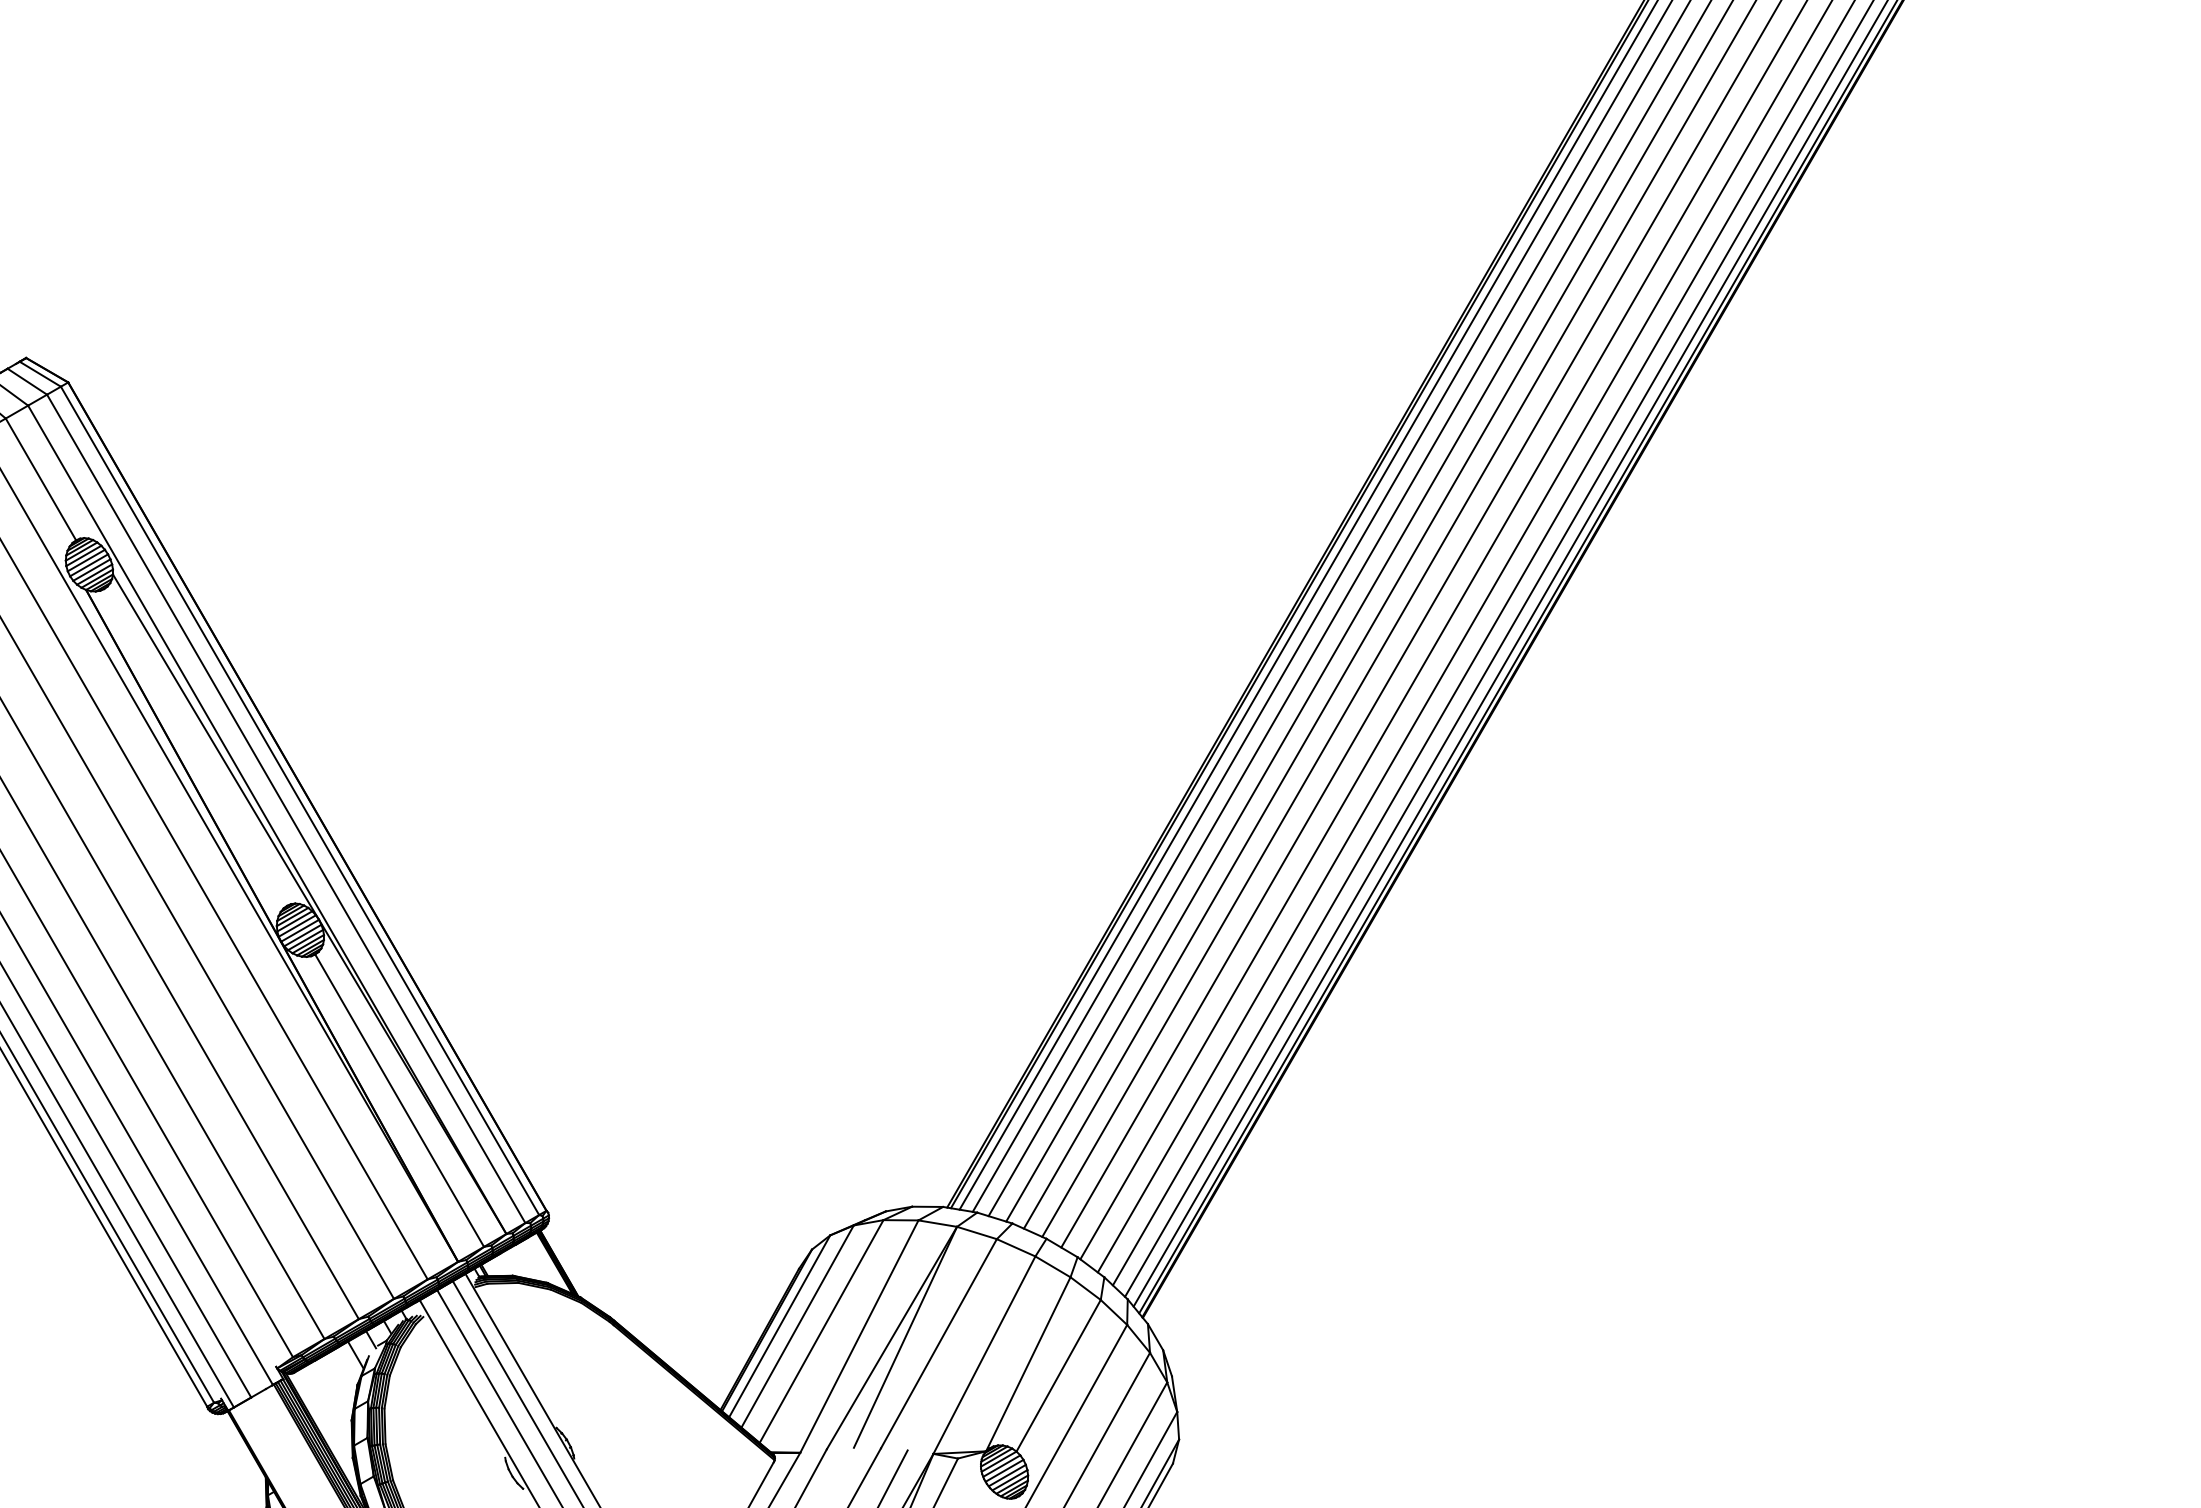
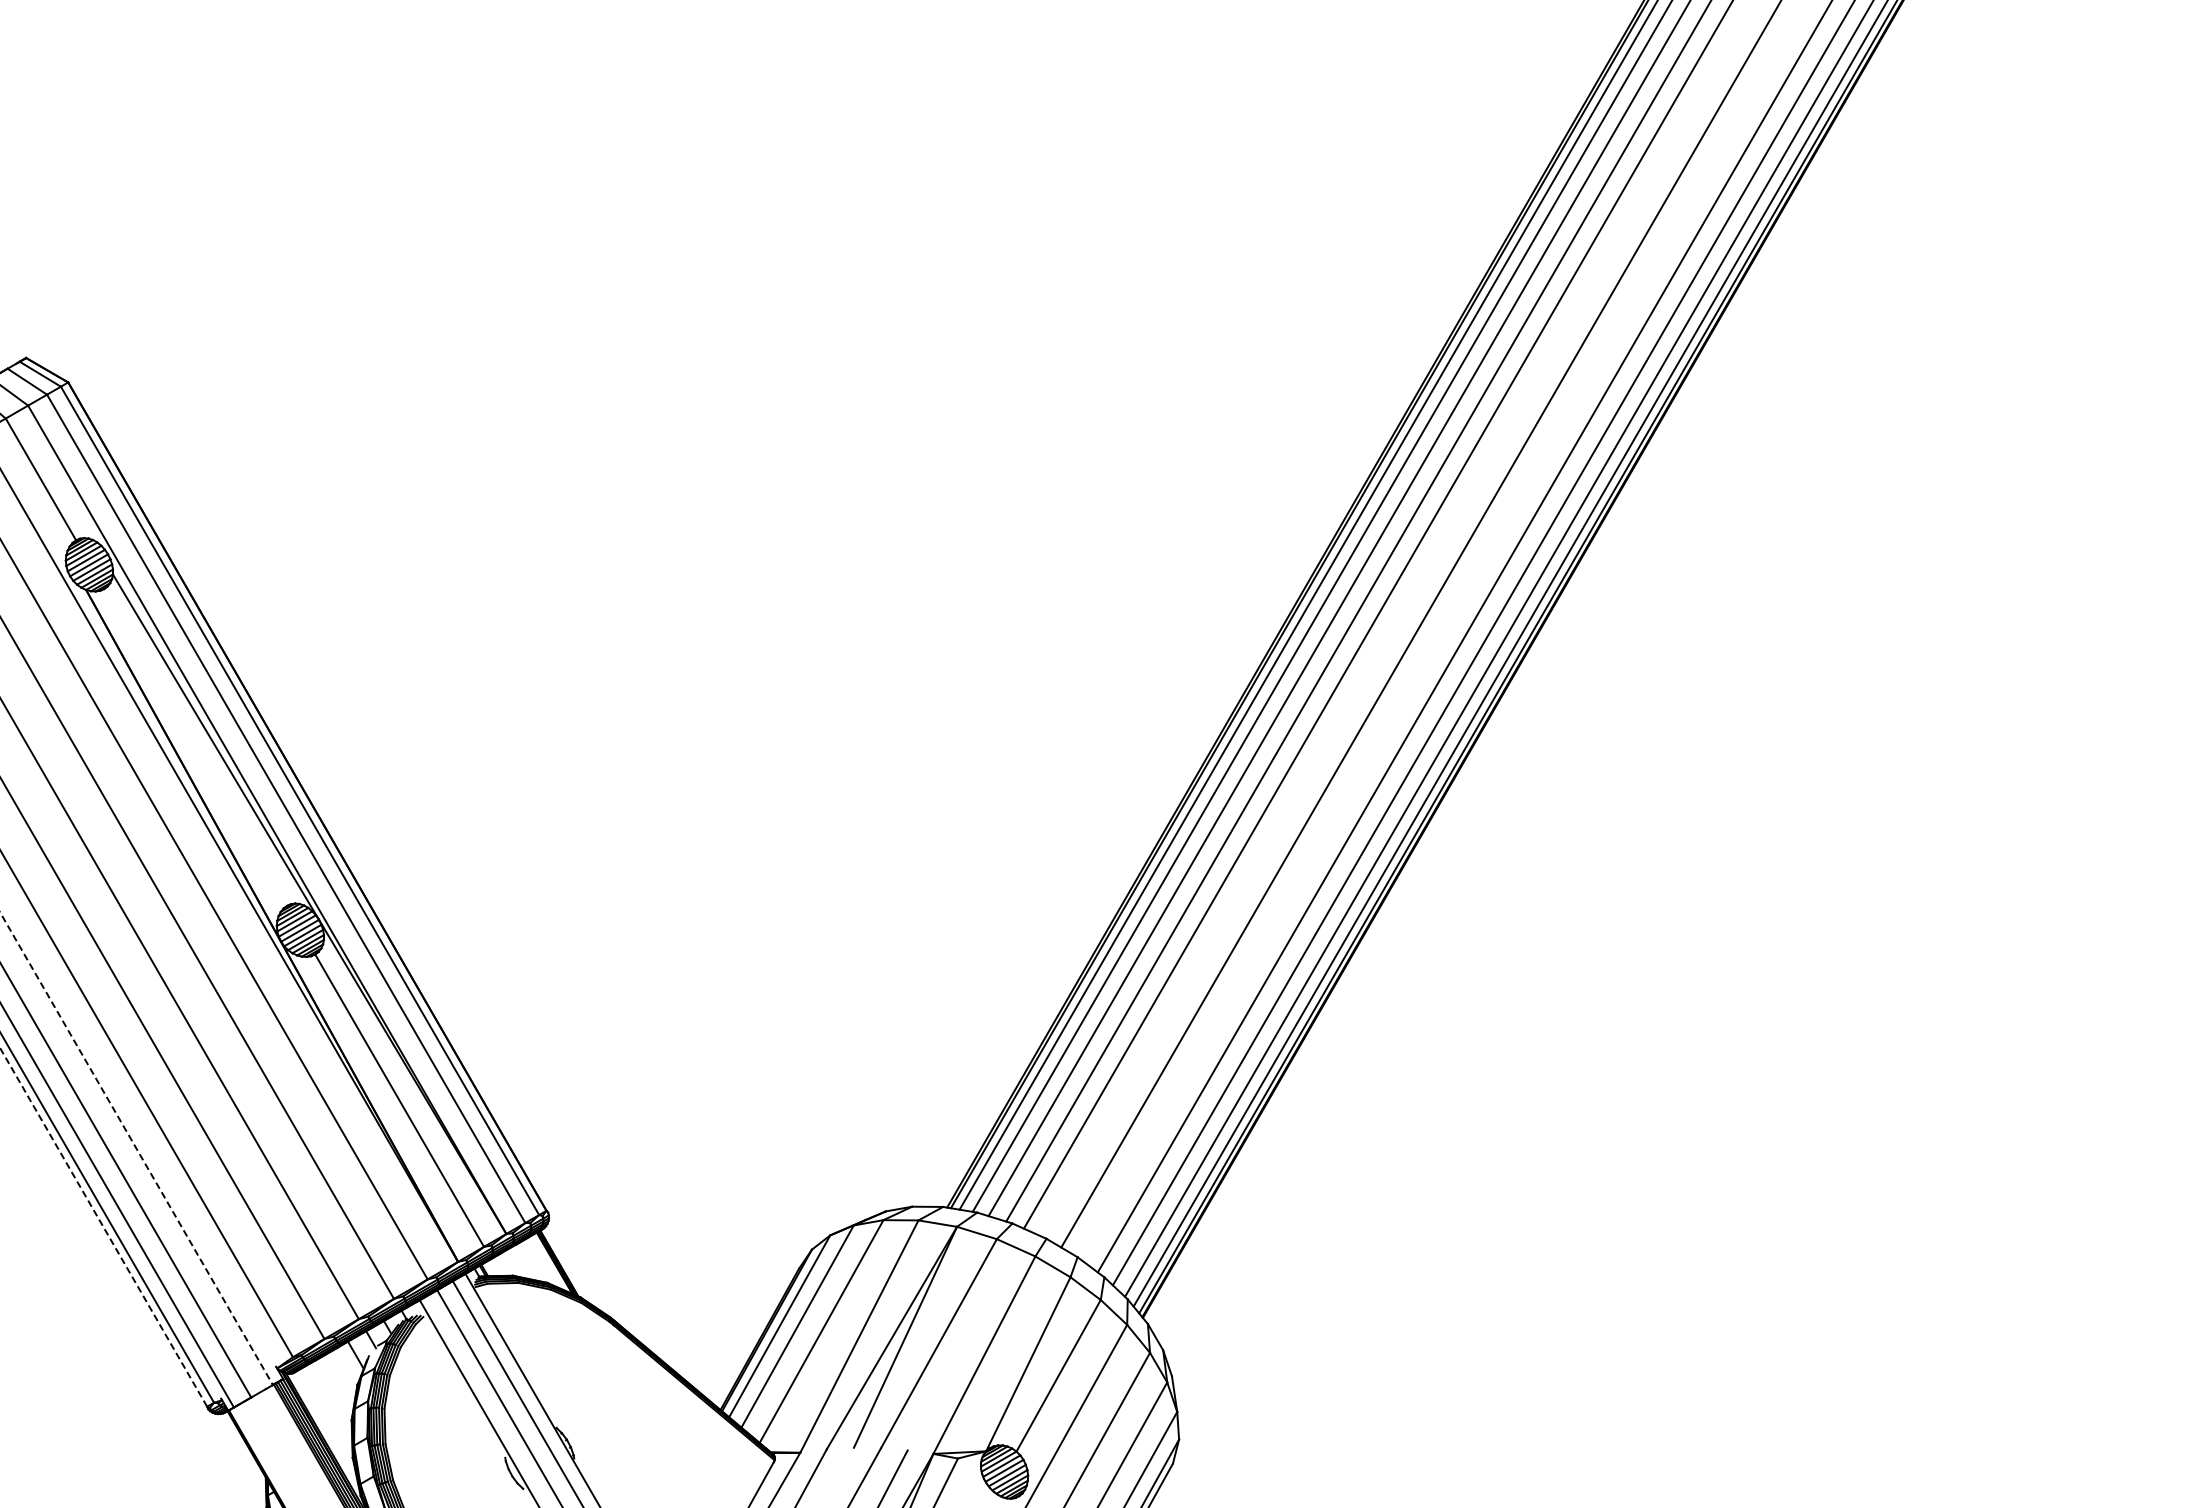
line: present -> none (1398, 619)
line: present -> none (1443, 630)
line: solid -> dashed (136, 1148)
line: solid -> dashed (103, 1227)
